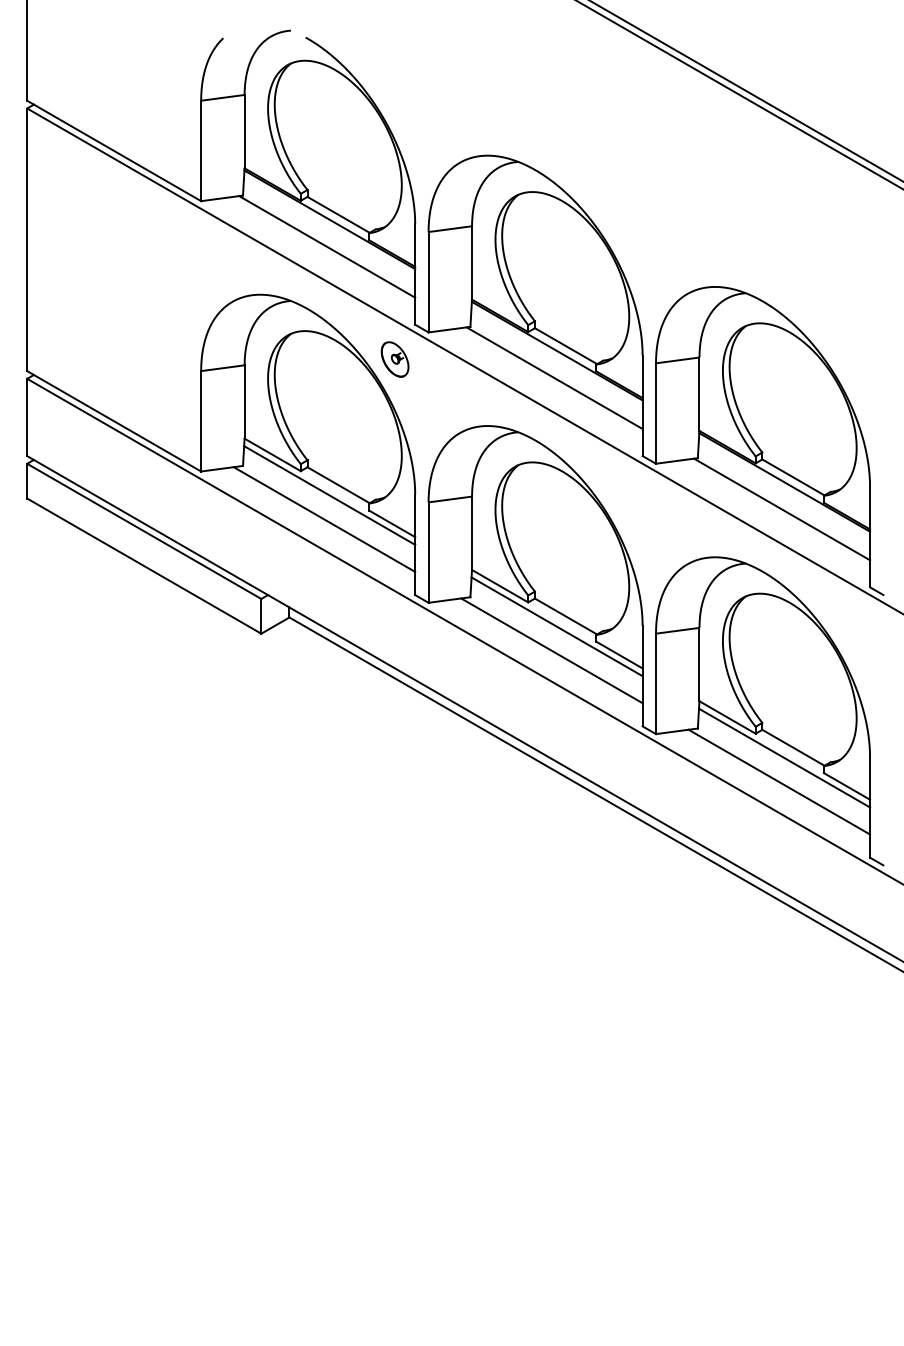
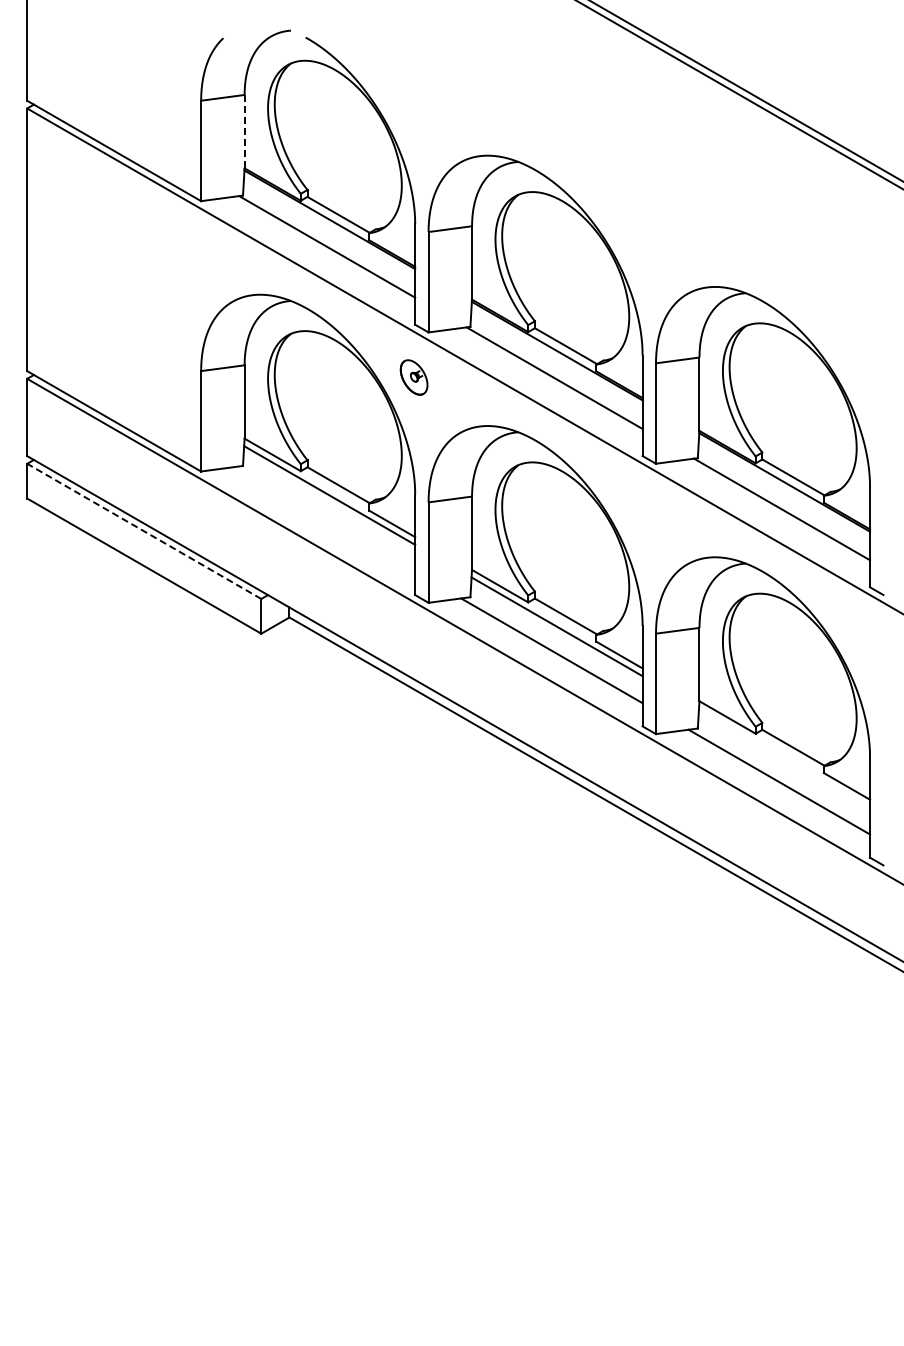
line: solid -> dashed (244, 131)
part position: (394, 359) -> (413, 377) (413, 377)
line: present -> none (324, 519)
line: solid -> dashed (143, 531)
line: present -> none (784, 757)
